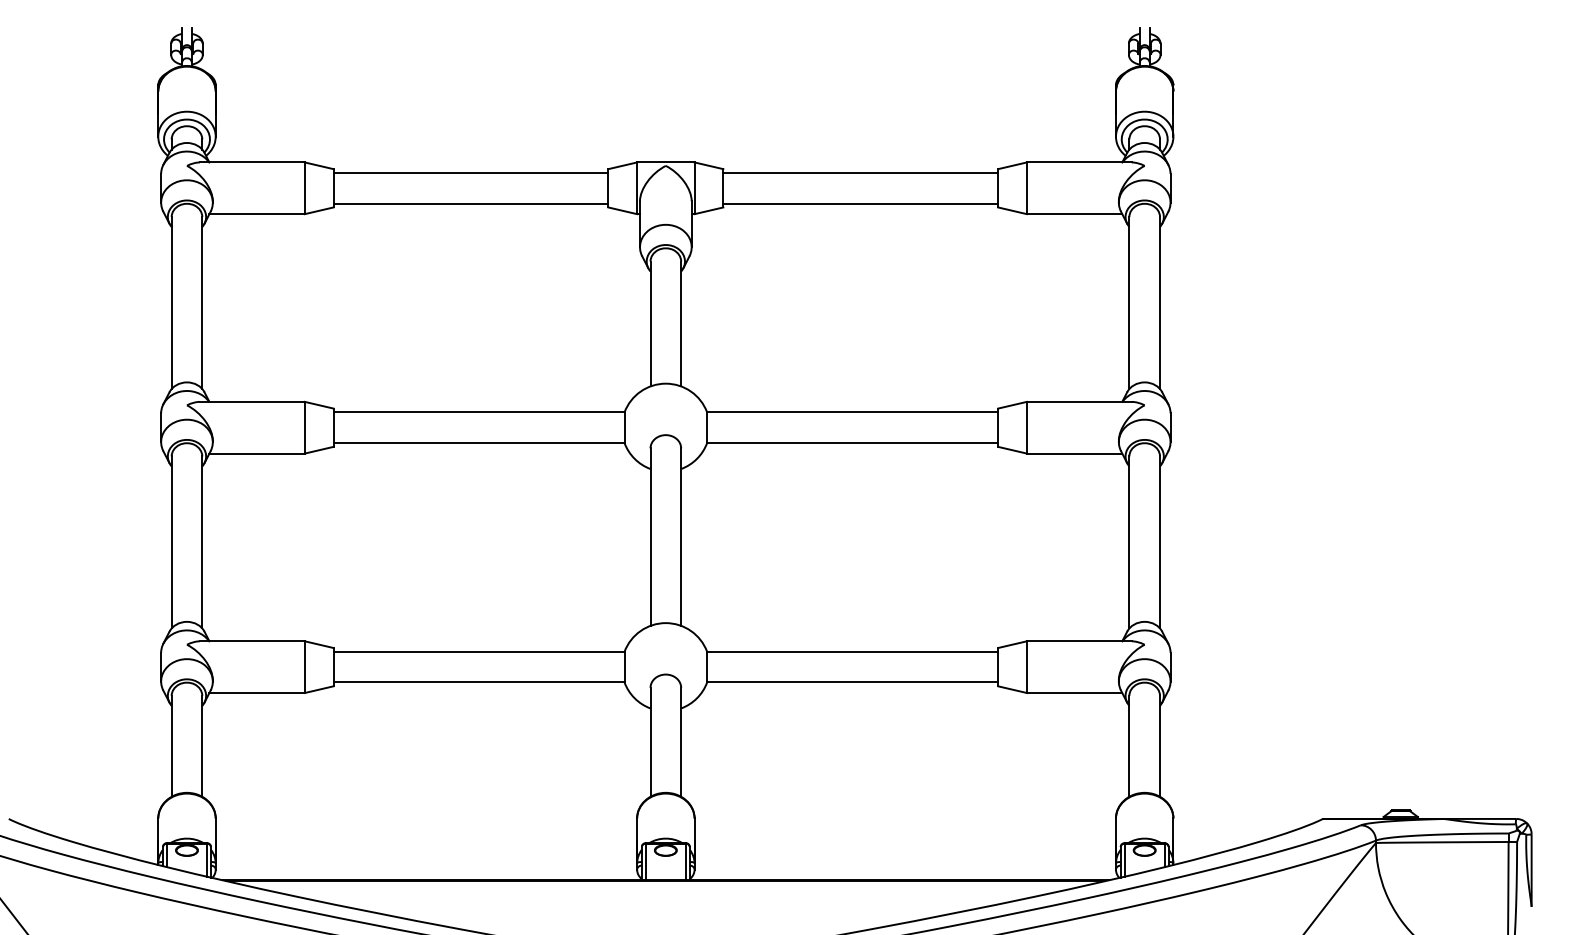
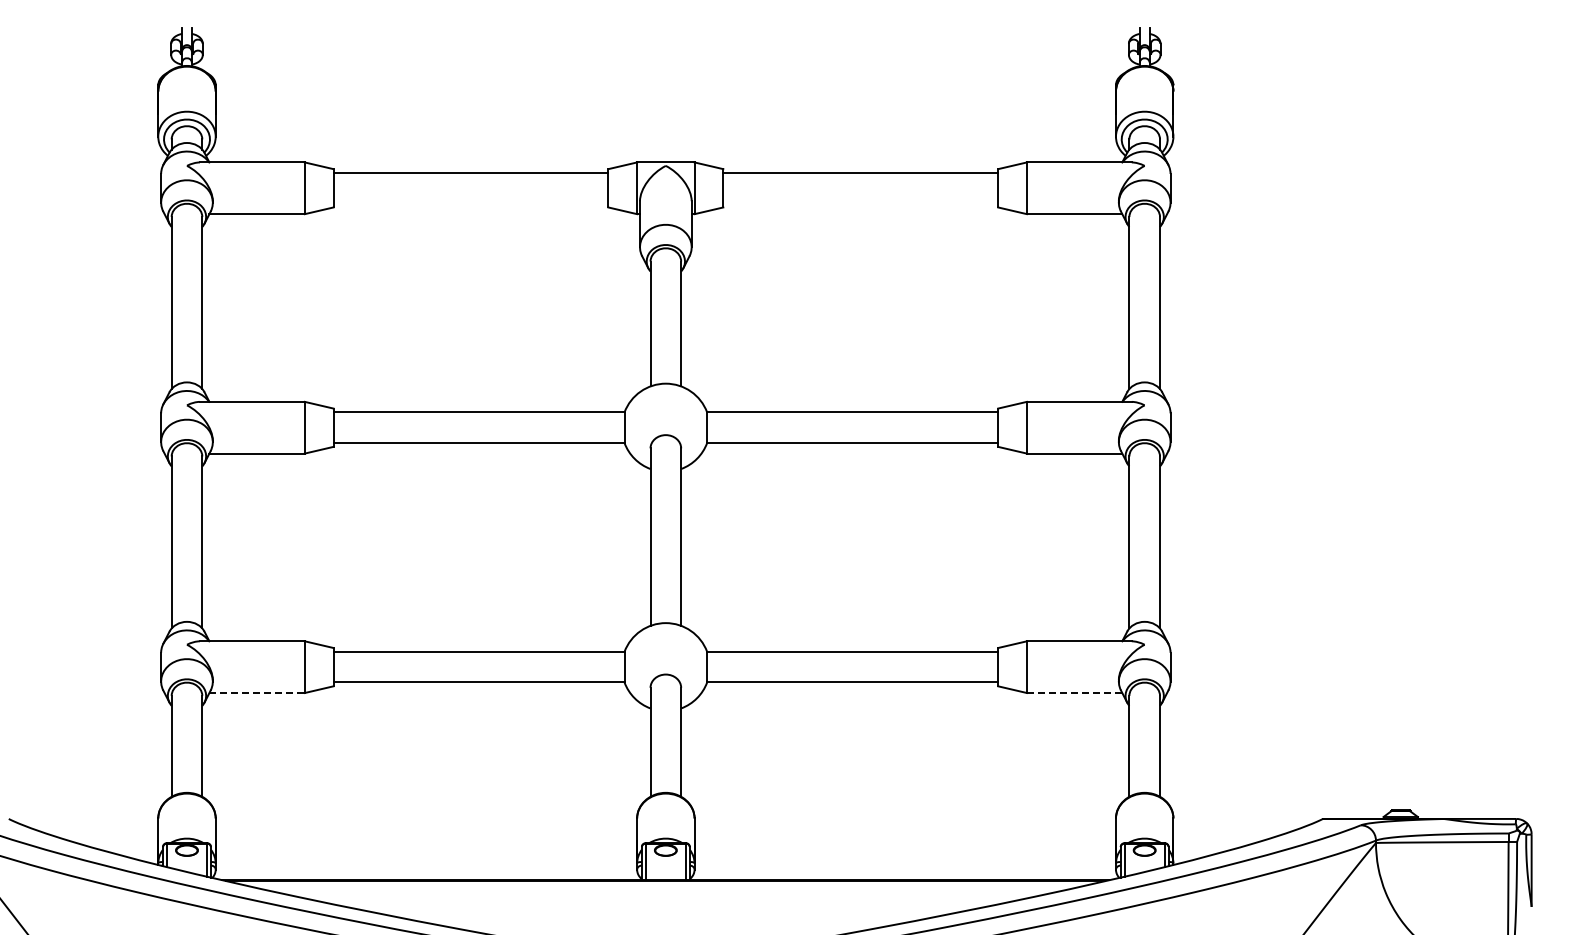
line: present -> none (470, 203)
line: present -> none (860, 203)
line: solid -> dashed (257, 693)
line: solid -> dashed (1074, 693)
